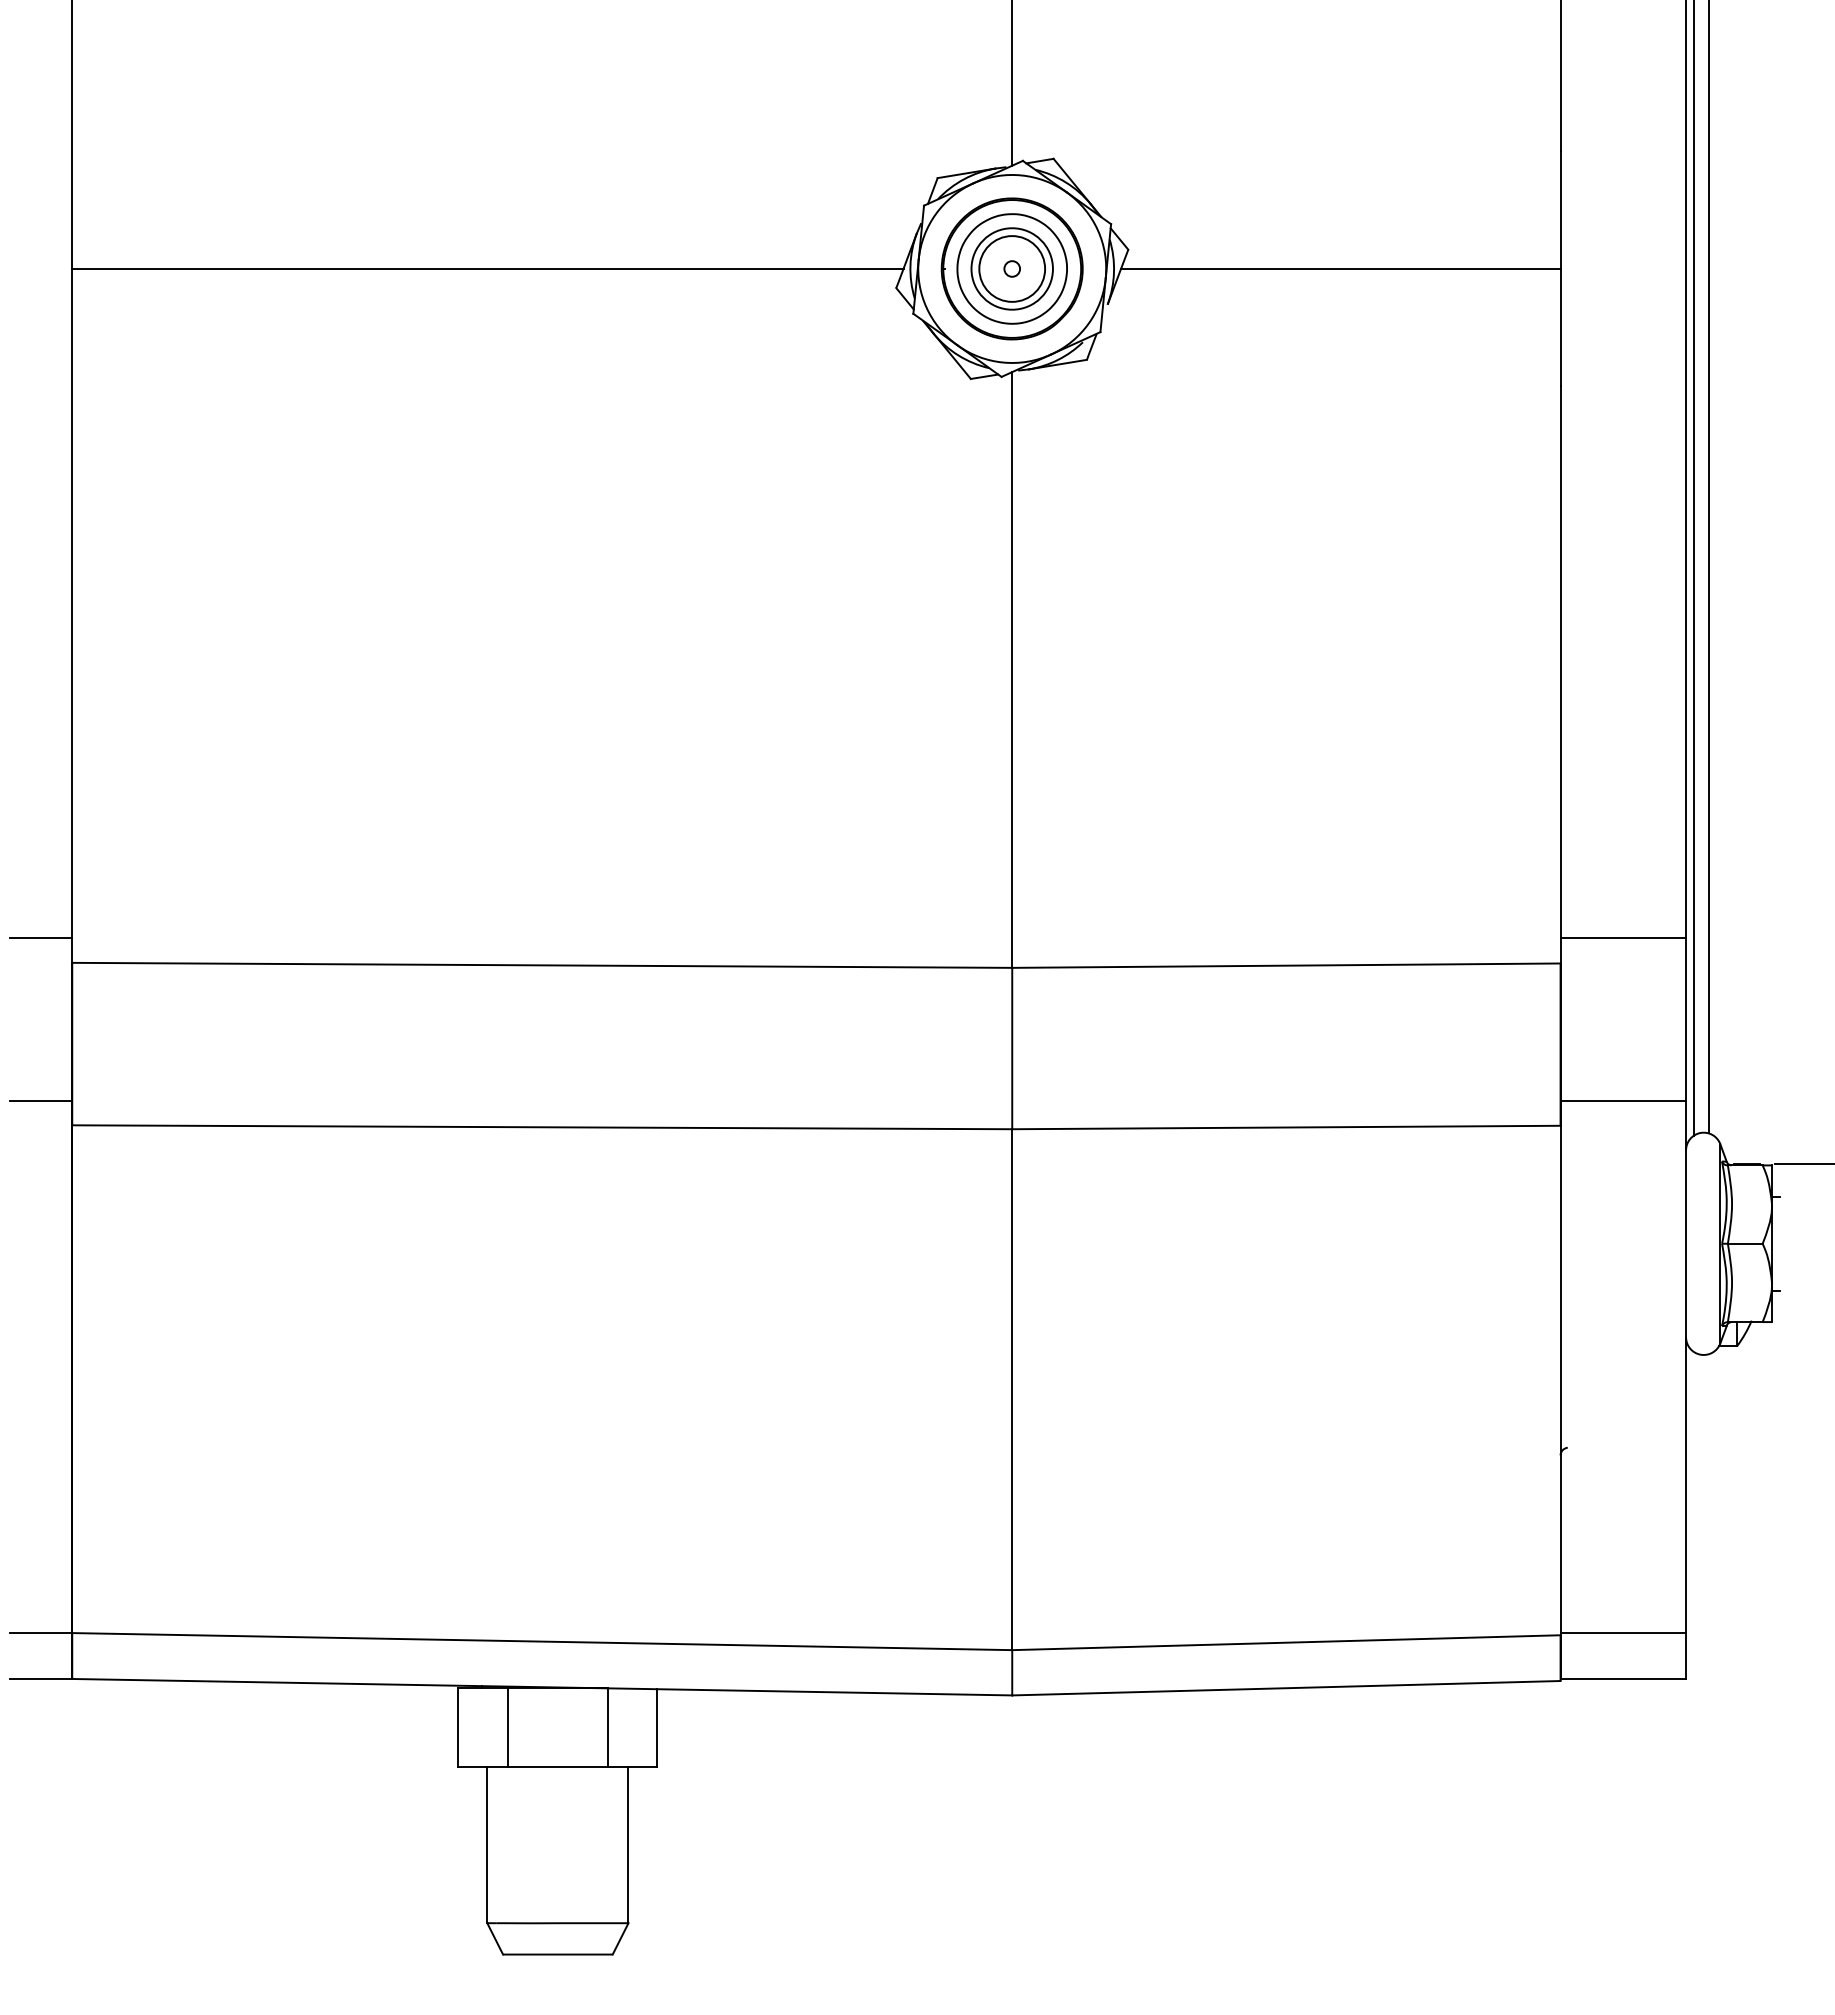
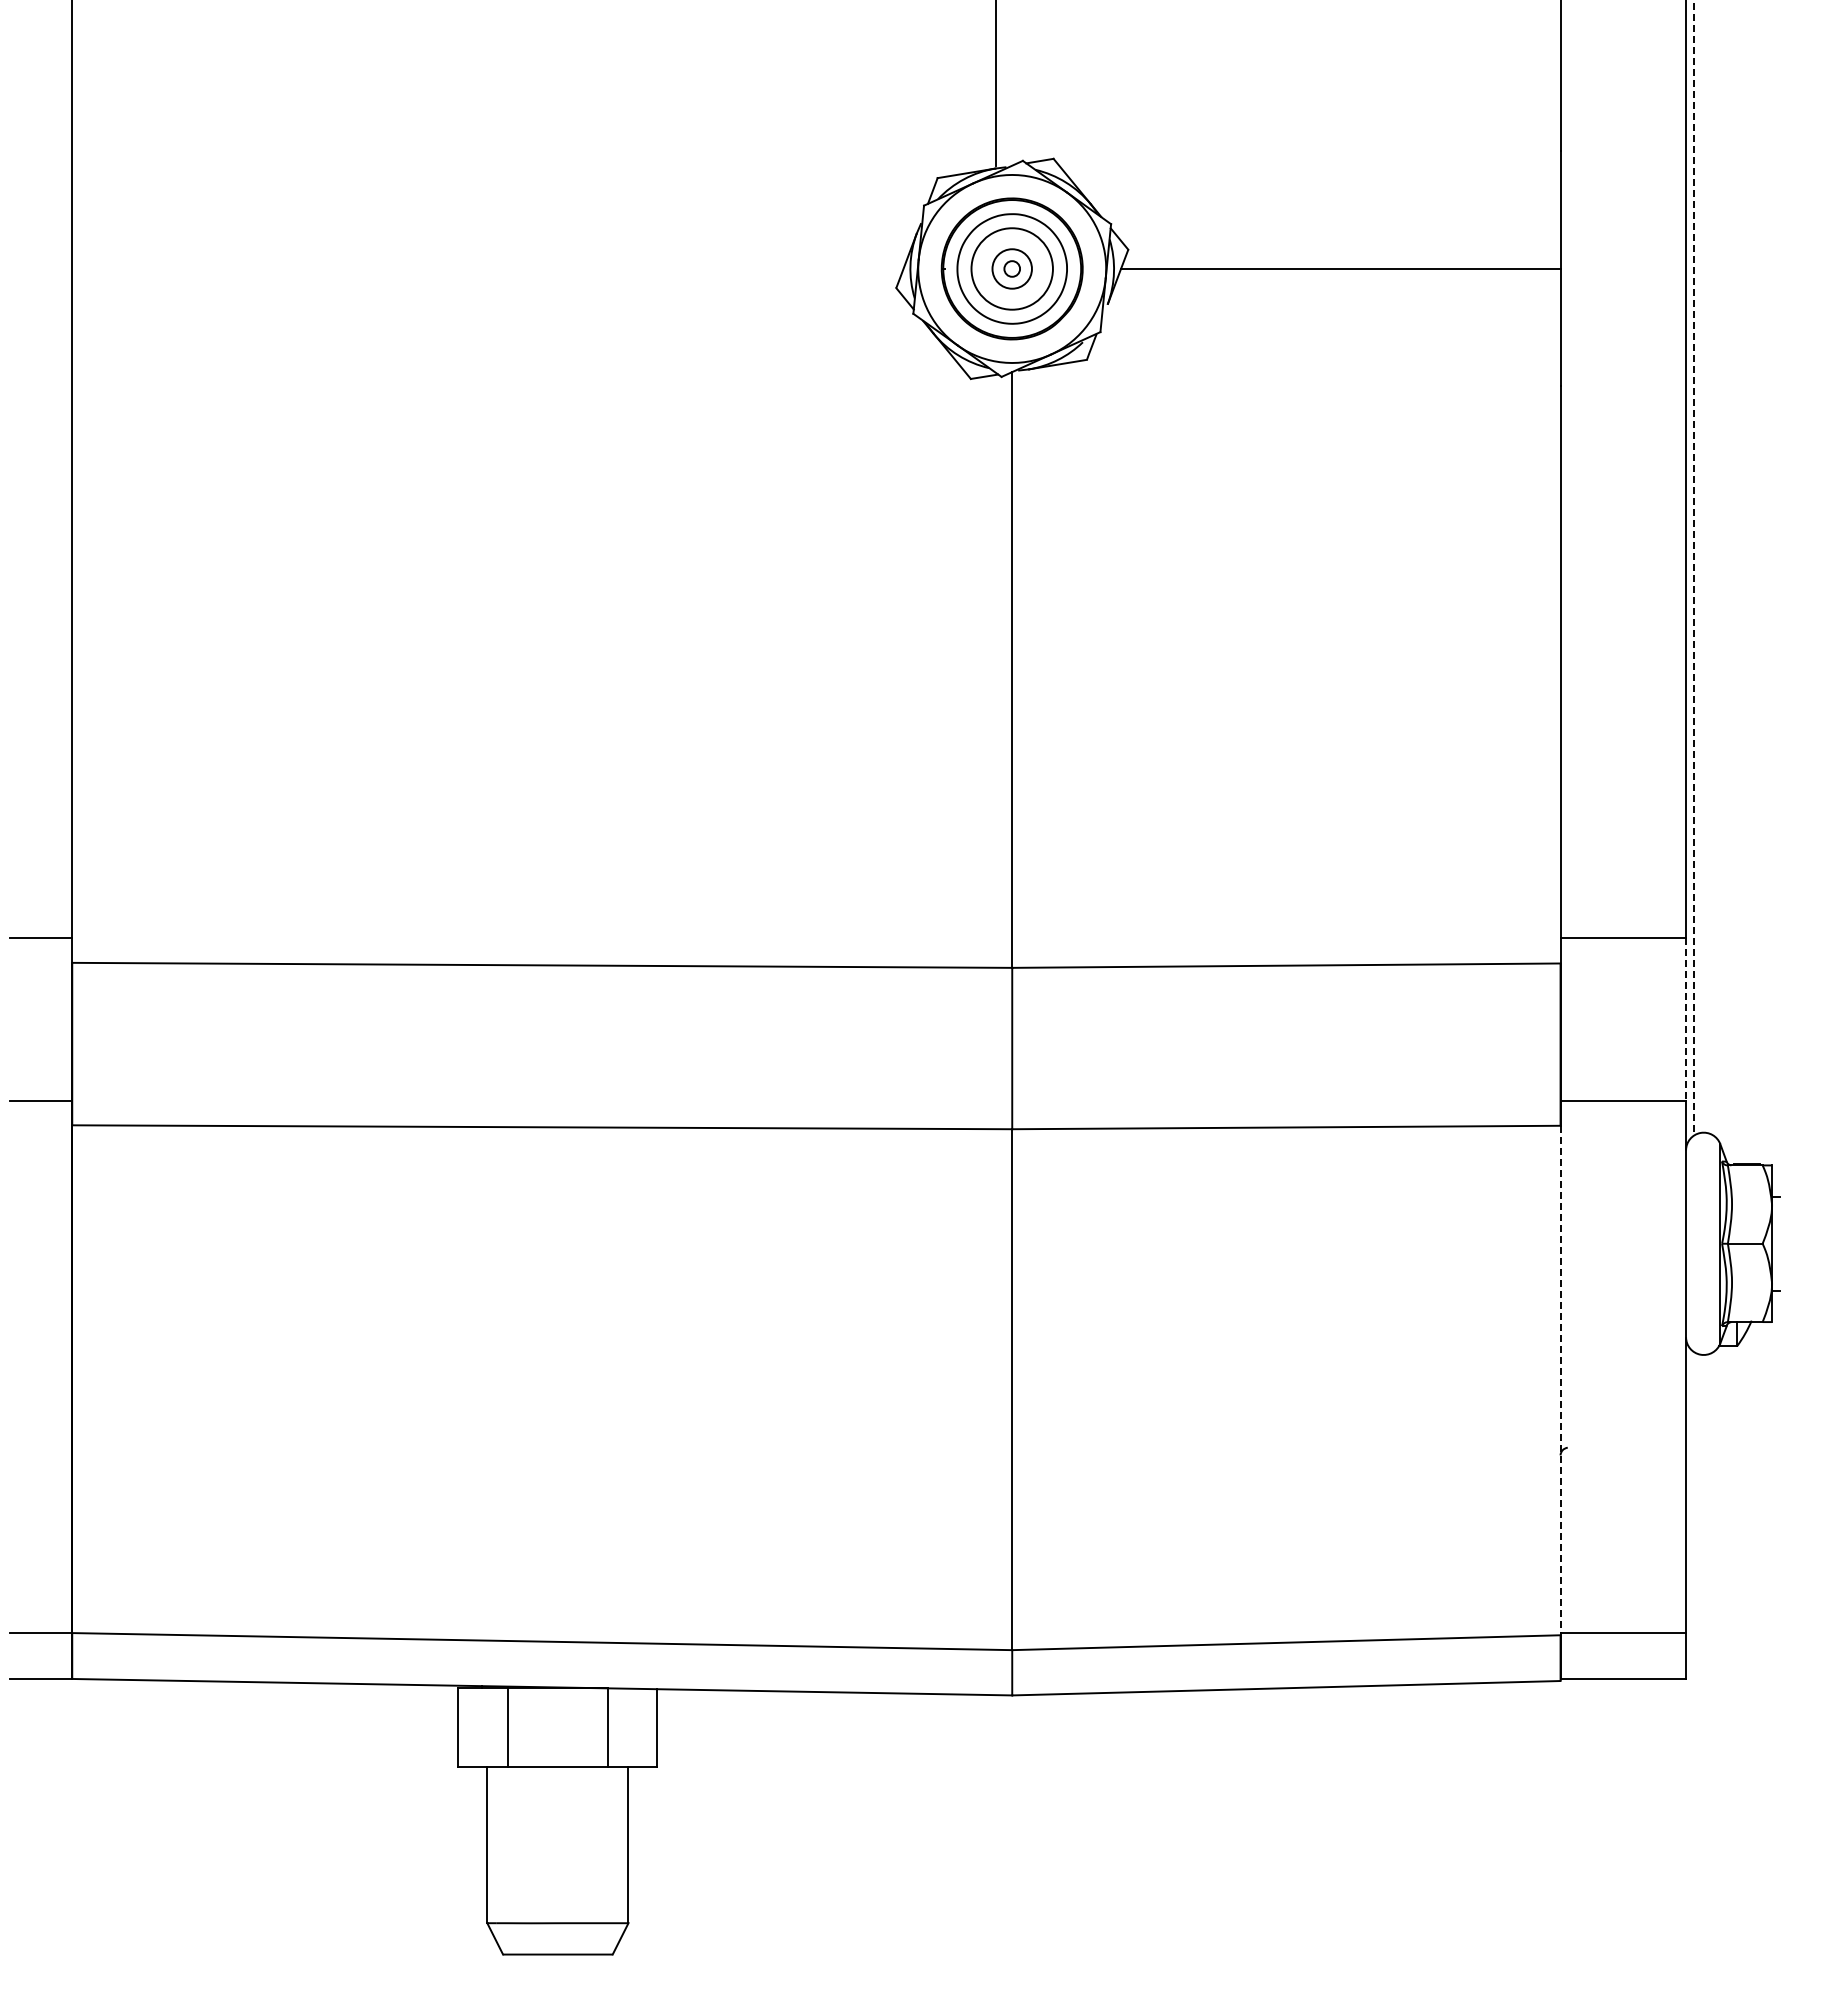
line position: (1012, 83) -> (996, 83) (996, 83)
line: present -> none (487, 268)
circle diameter: 66 px -> 39 px (1011, 268)
line: present -> none (1709, 567)
line: solid -> dashed (1693, 568)
line: solid -> dashed (1685, 1019)
line: present -> none (1802, 1164)
line: solid -> dashed (1560, 1380)
